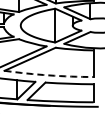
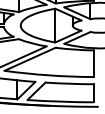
arc: dashed -> solid (48, 75)
